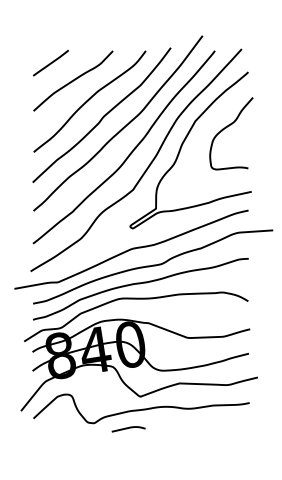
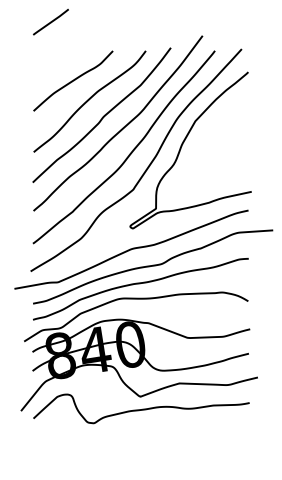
line position: (50, 62) -> (50, 21) (50, 21)
curve: present -> none (226, 128)
curve: present -> none (128, 428)
